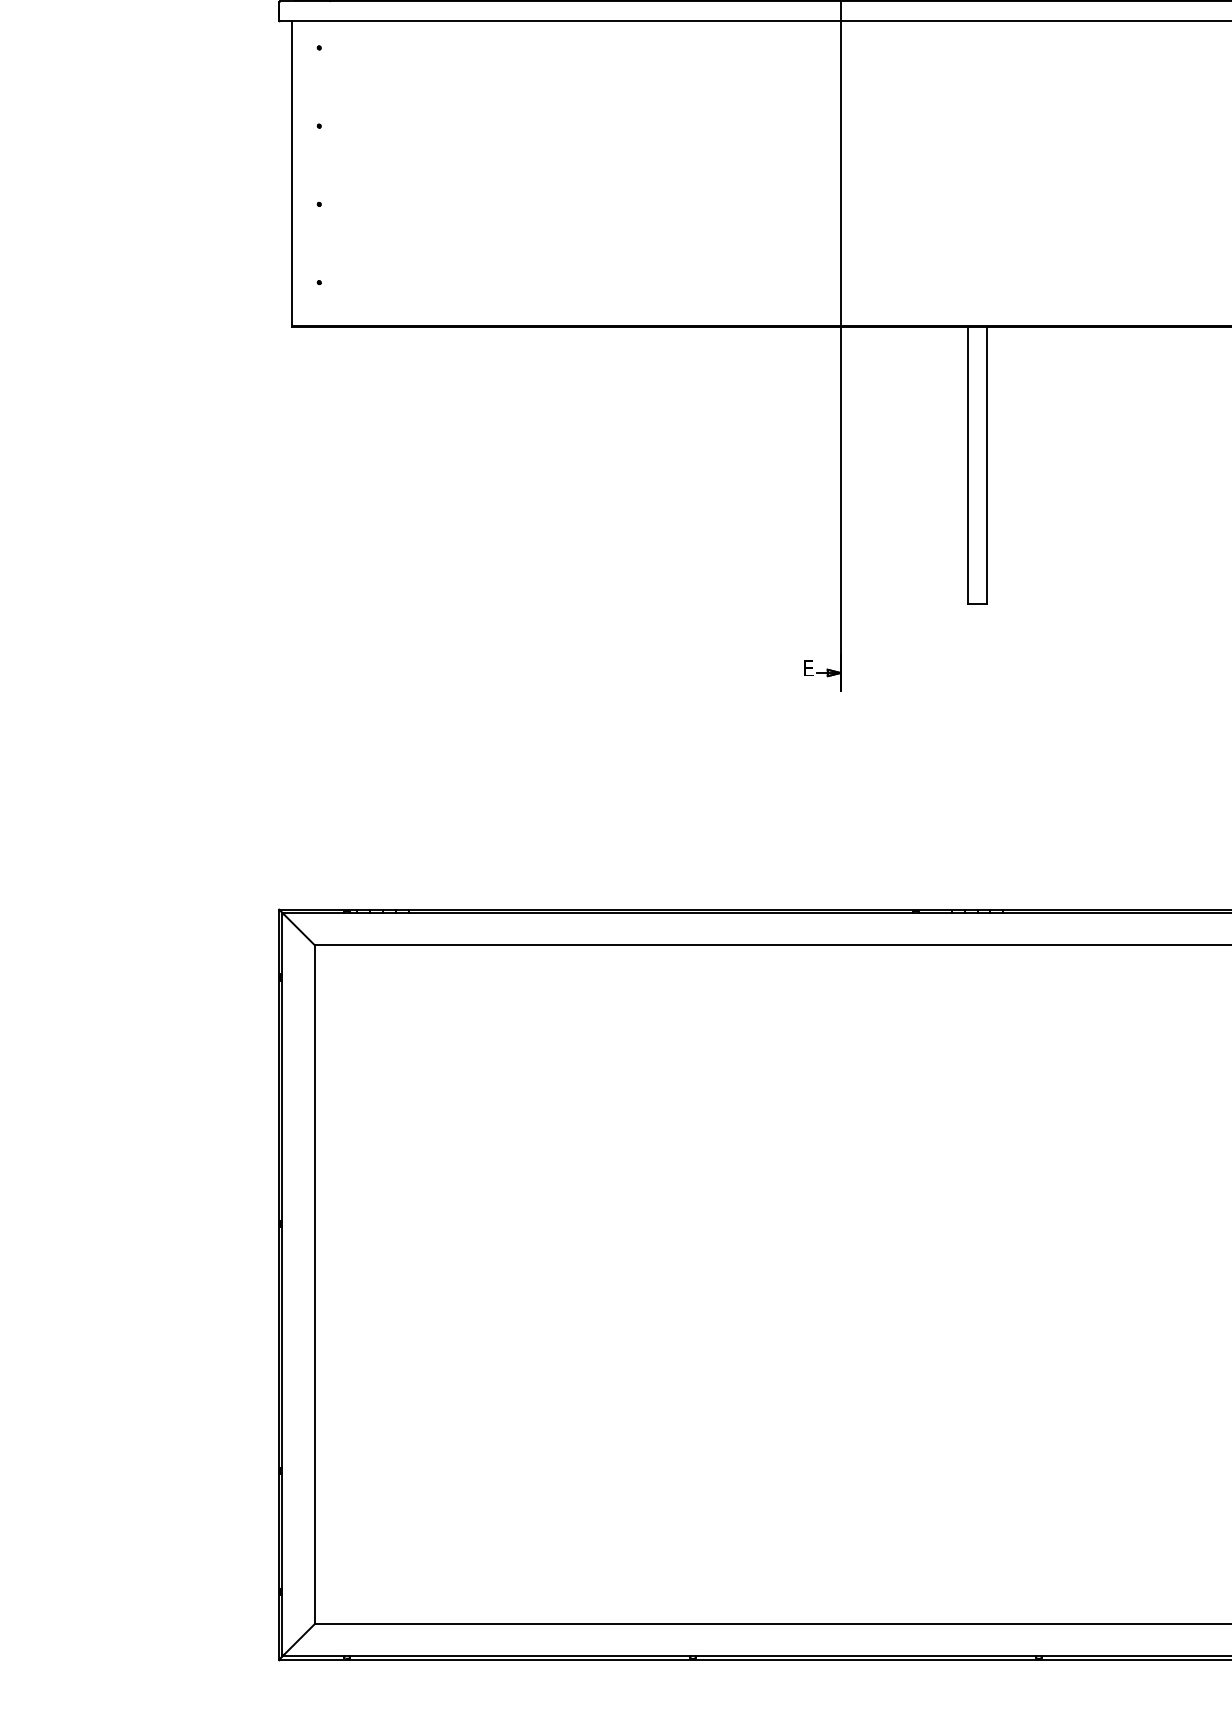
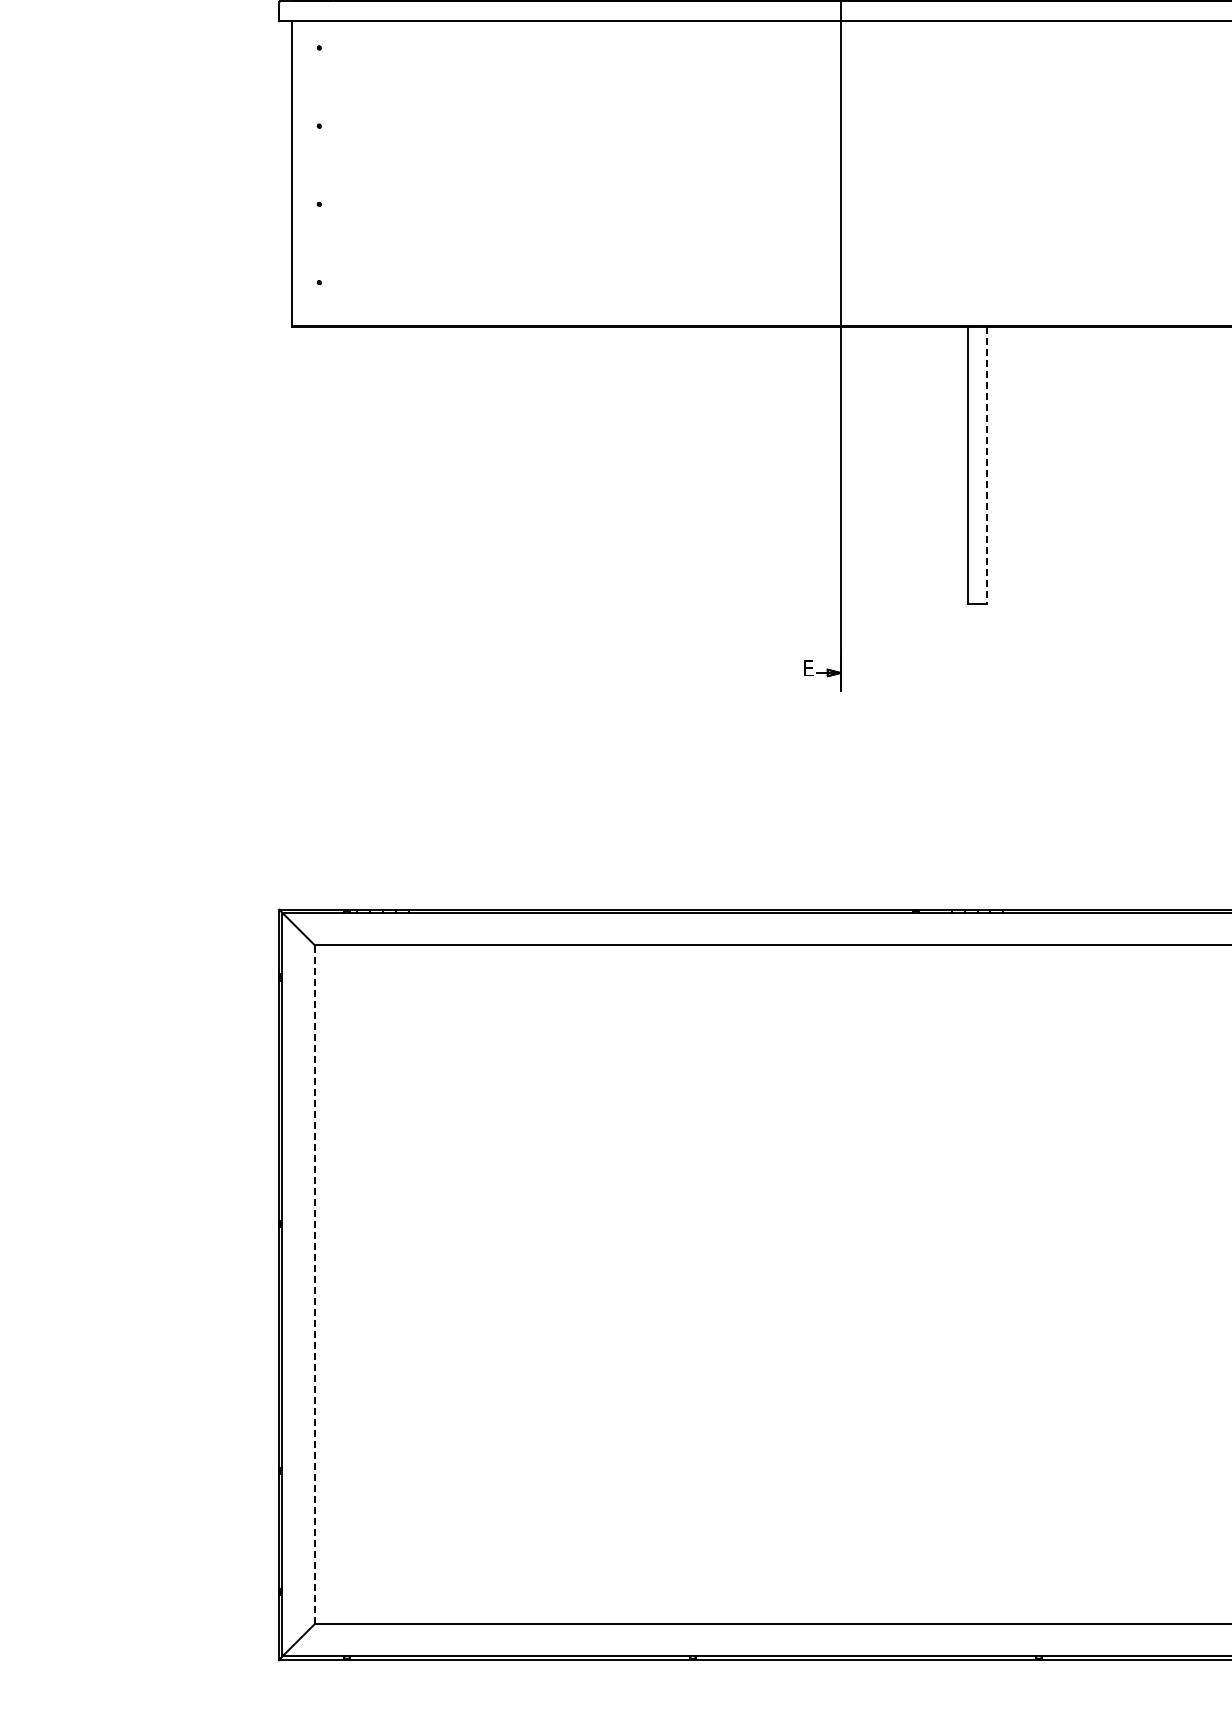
line: solid -> dashed (987, 465)
line: solid -> dashed (314, 1284)
